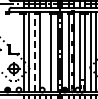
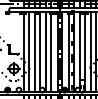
line: dashed -> solid (35, 52)
line: none -> present (46, 52)
